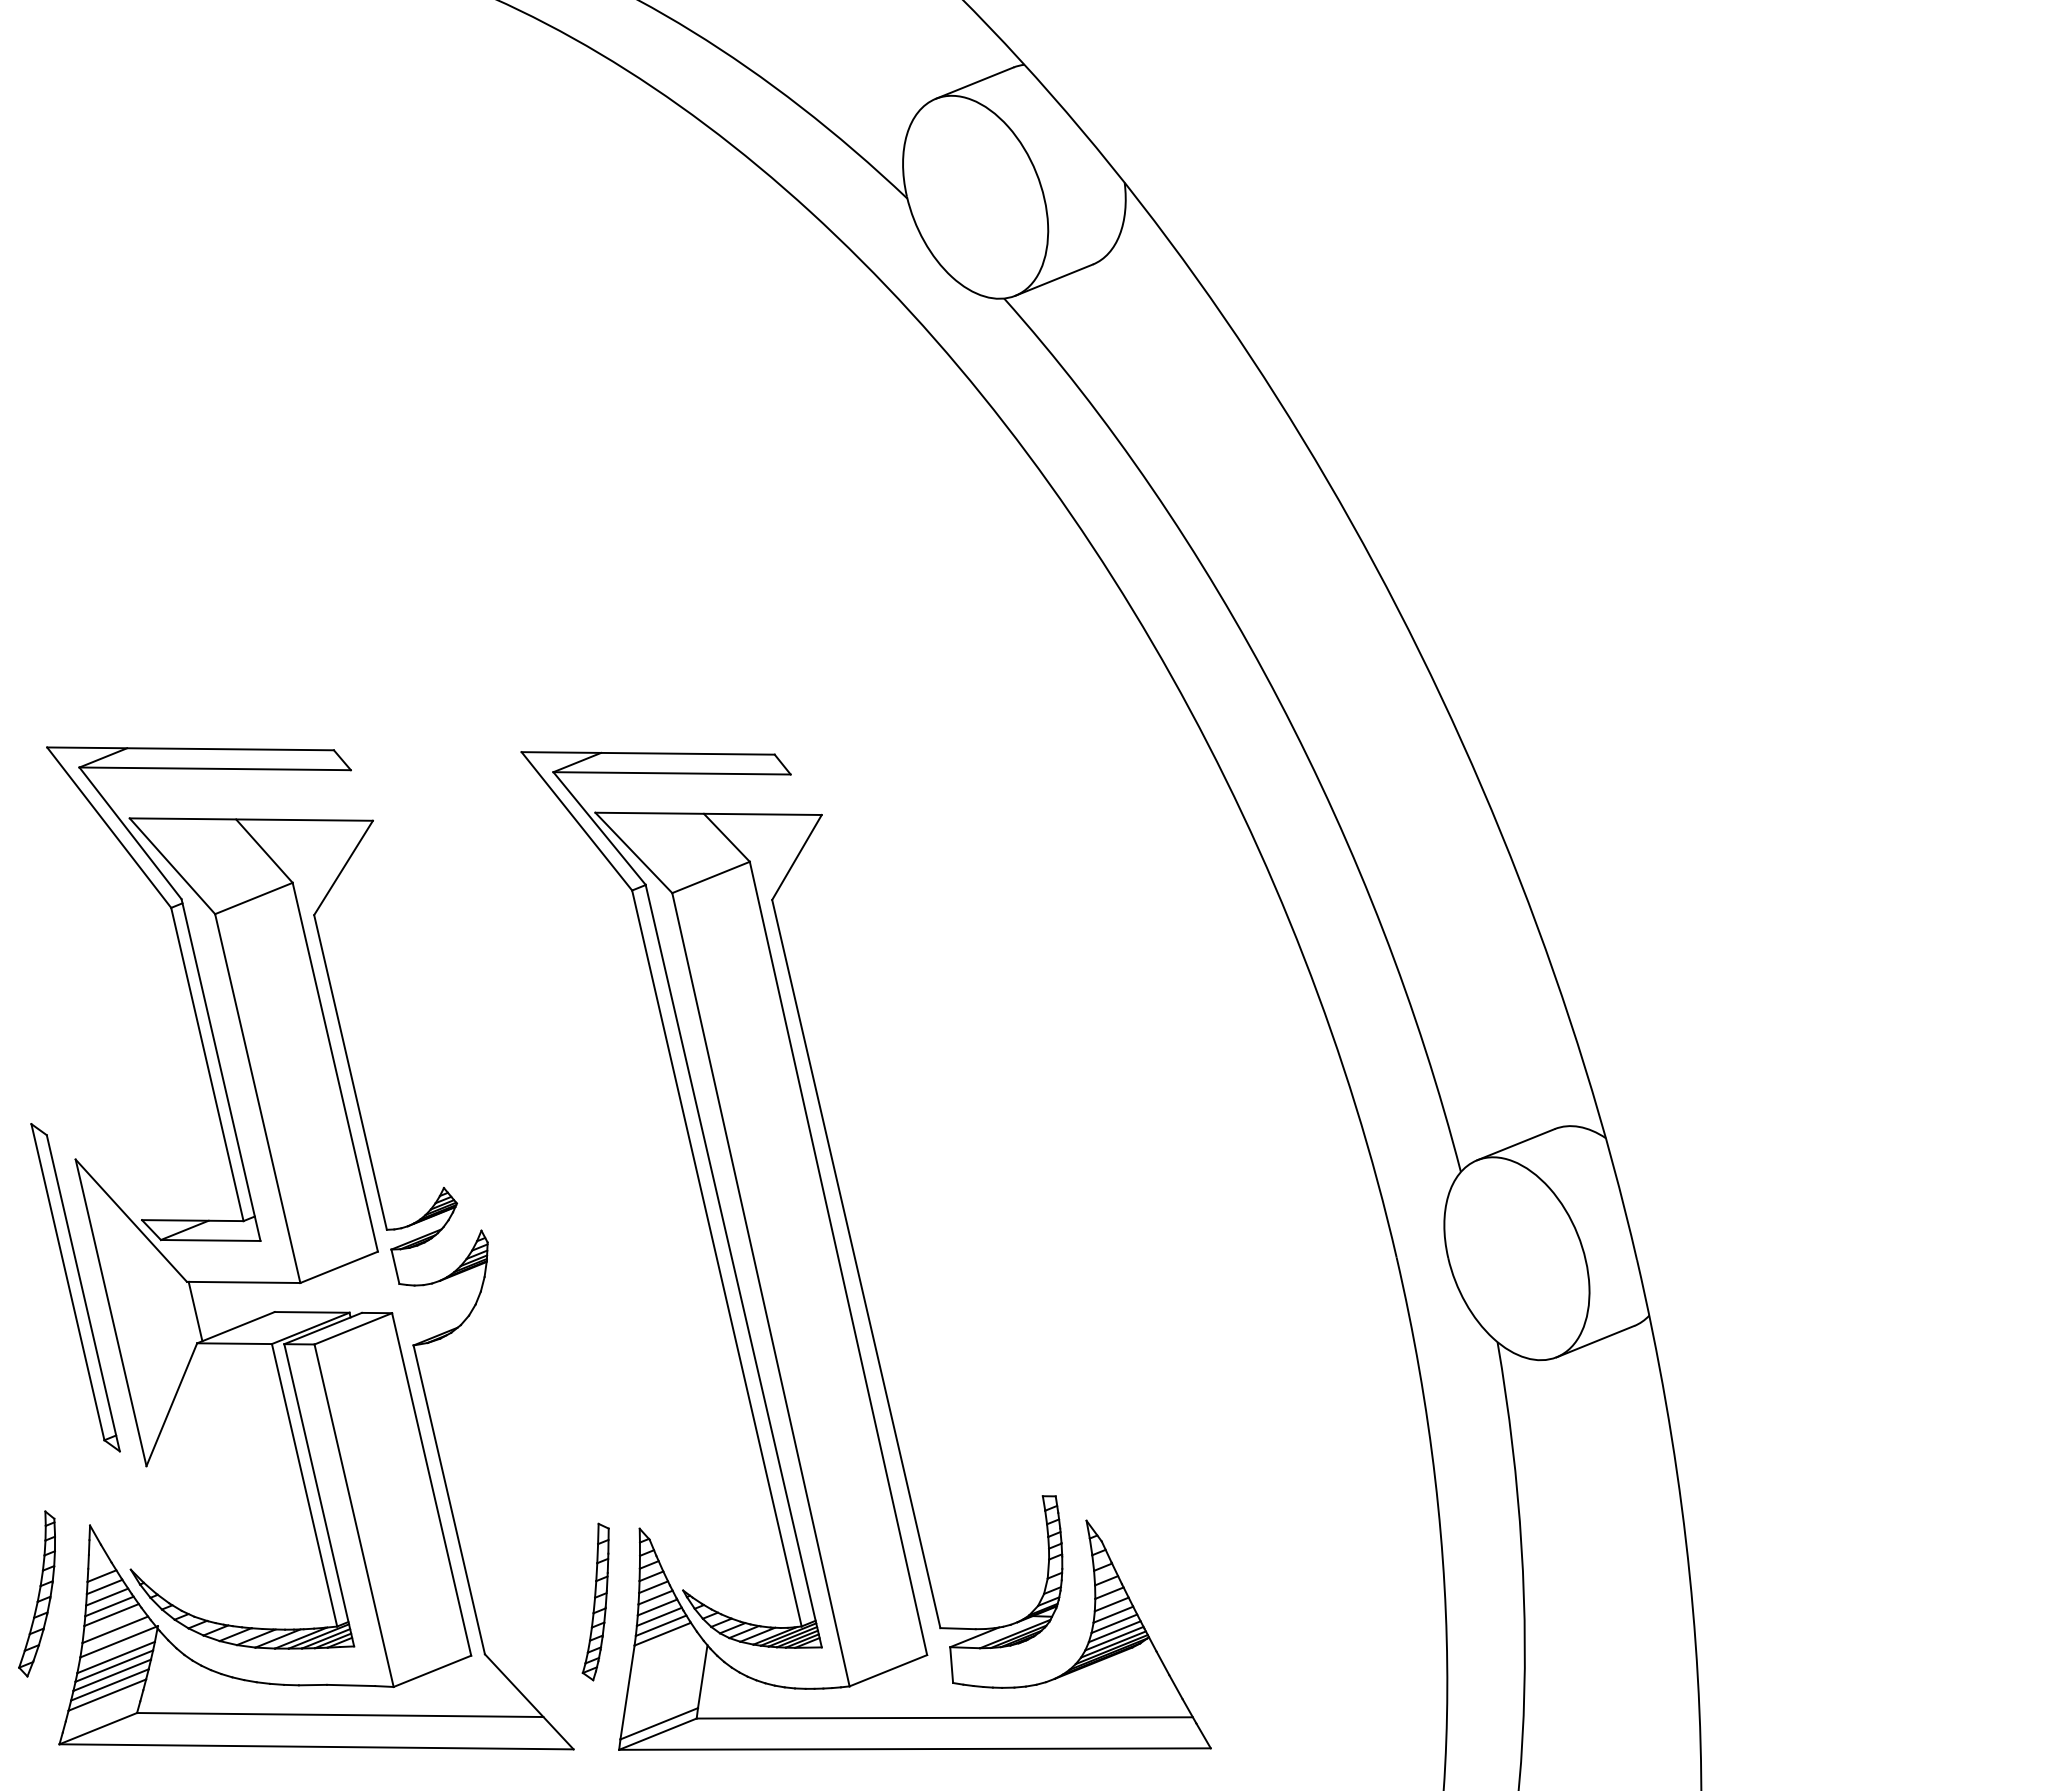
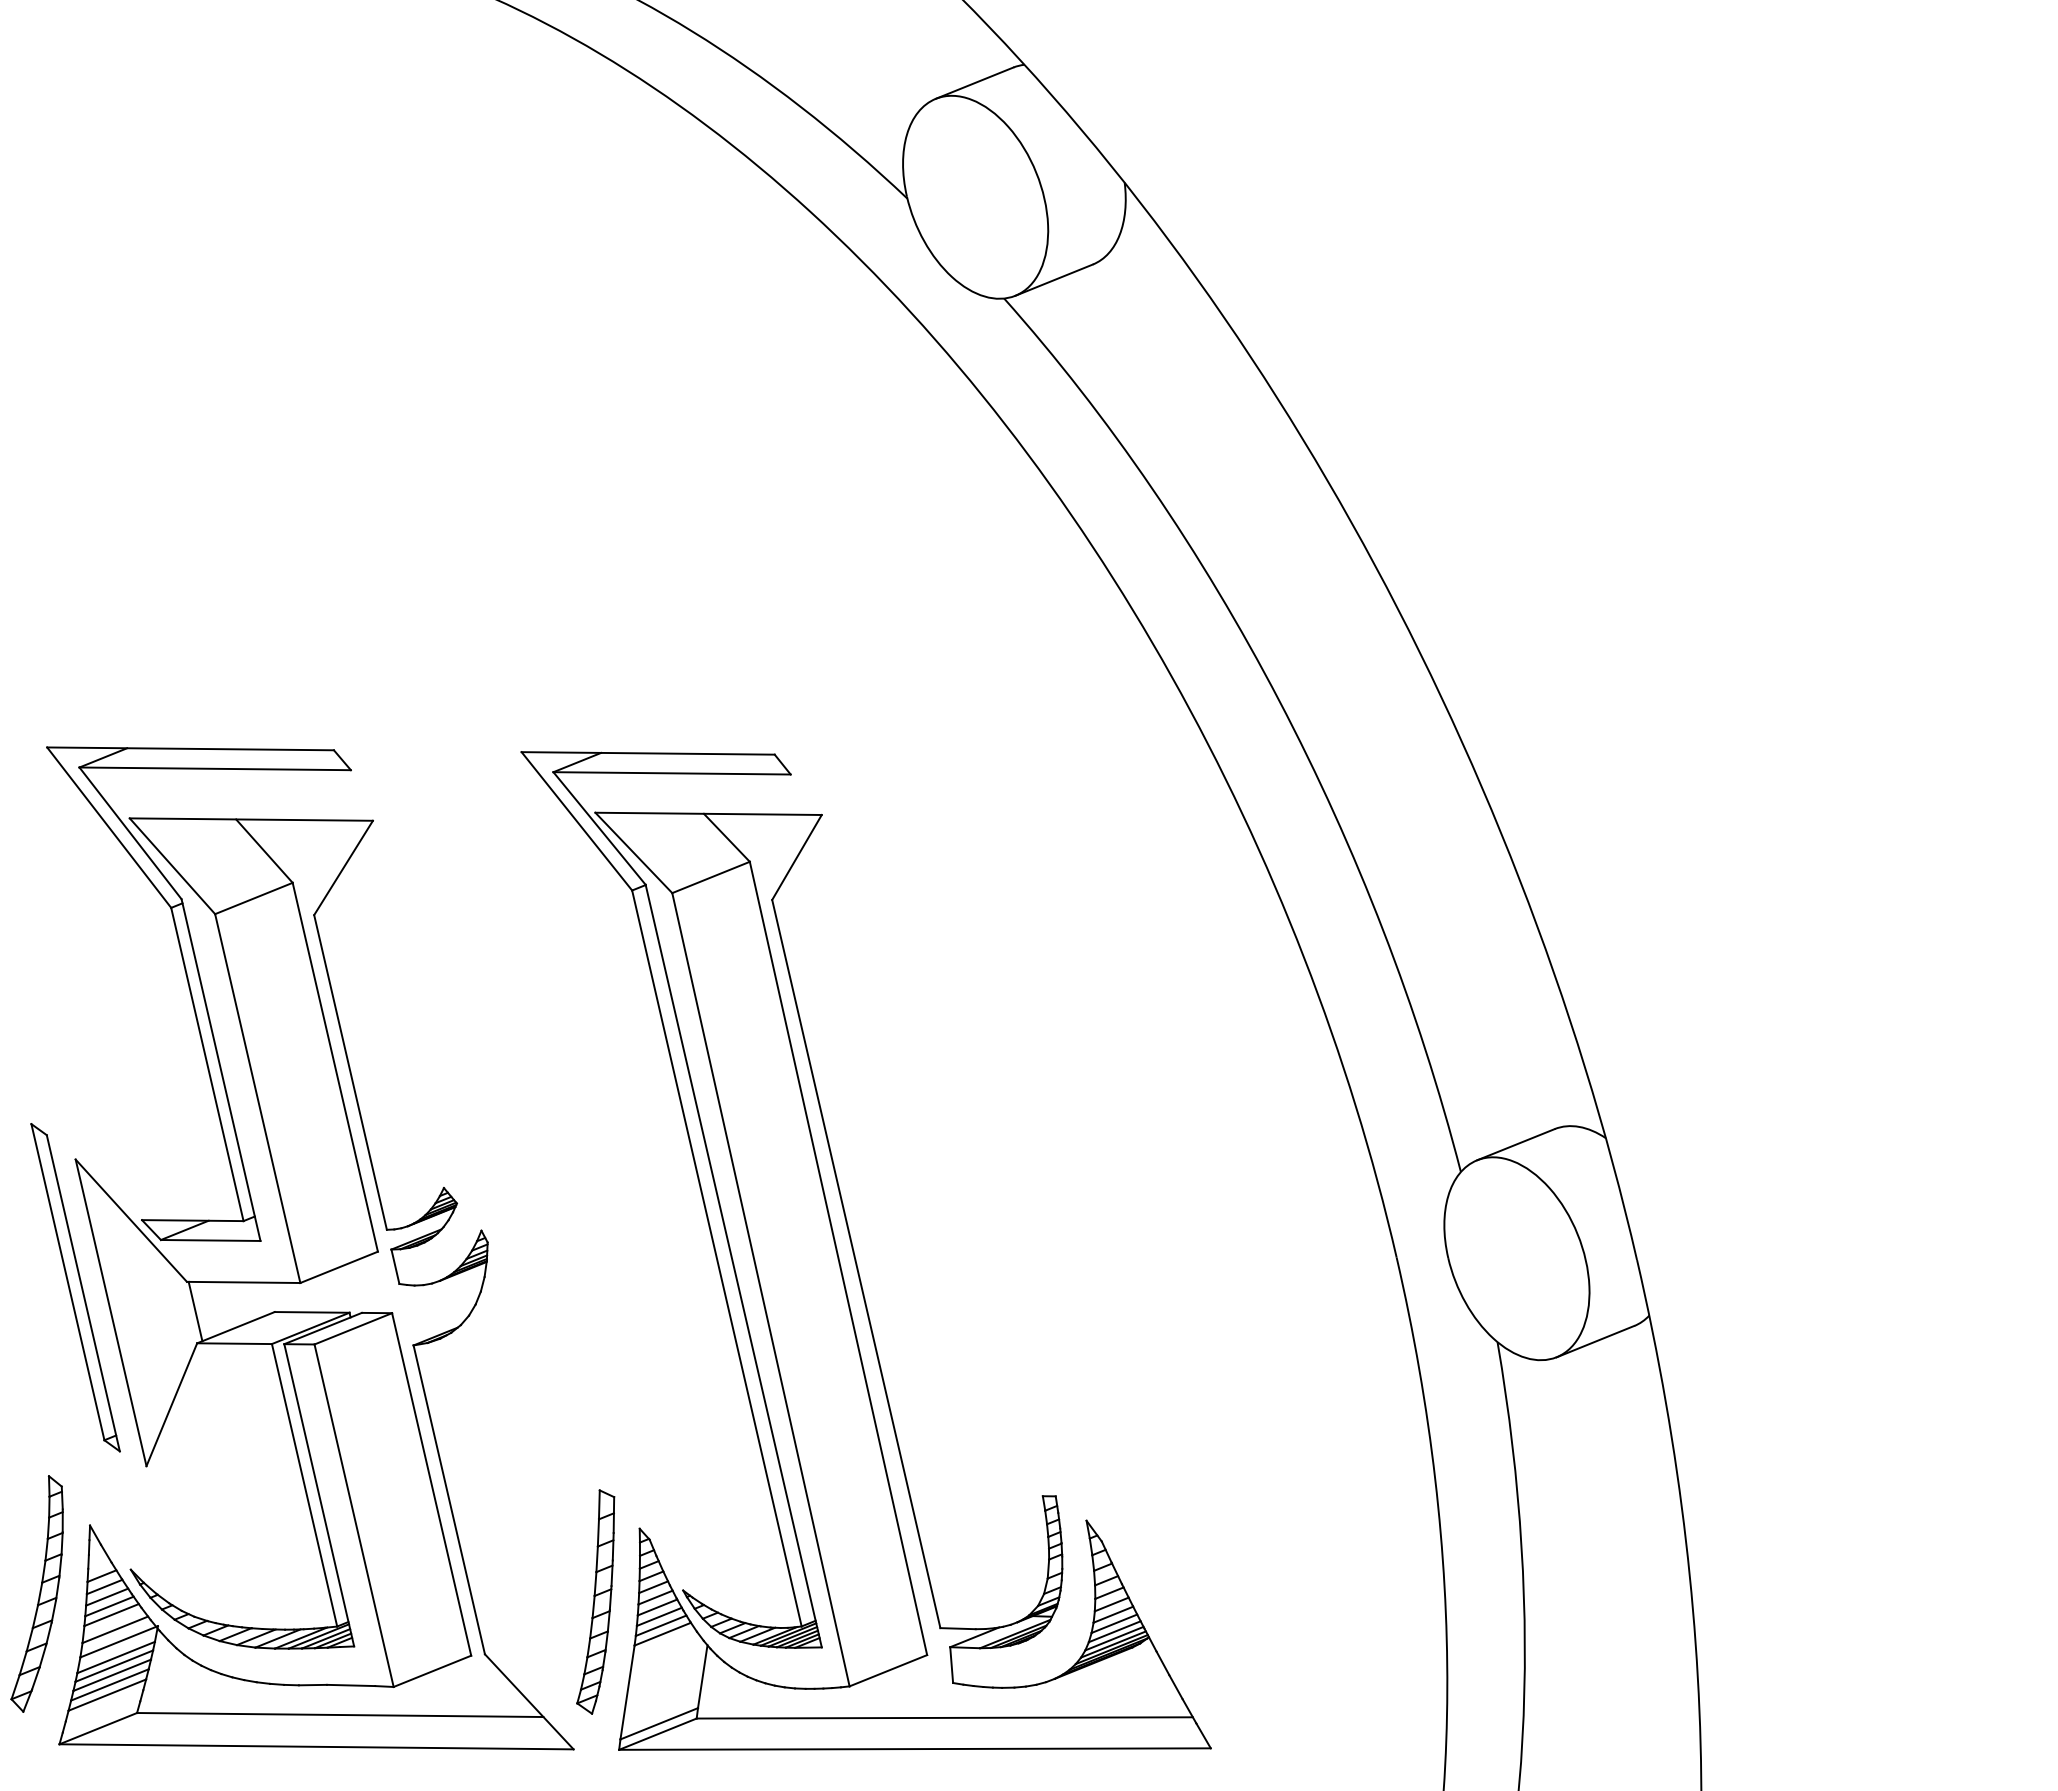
part size: 38x168 px -> 54x238 px (36, 1593)
part size: 29x160 px -> 40x226 px (595, 1601)
